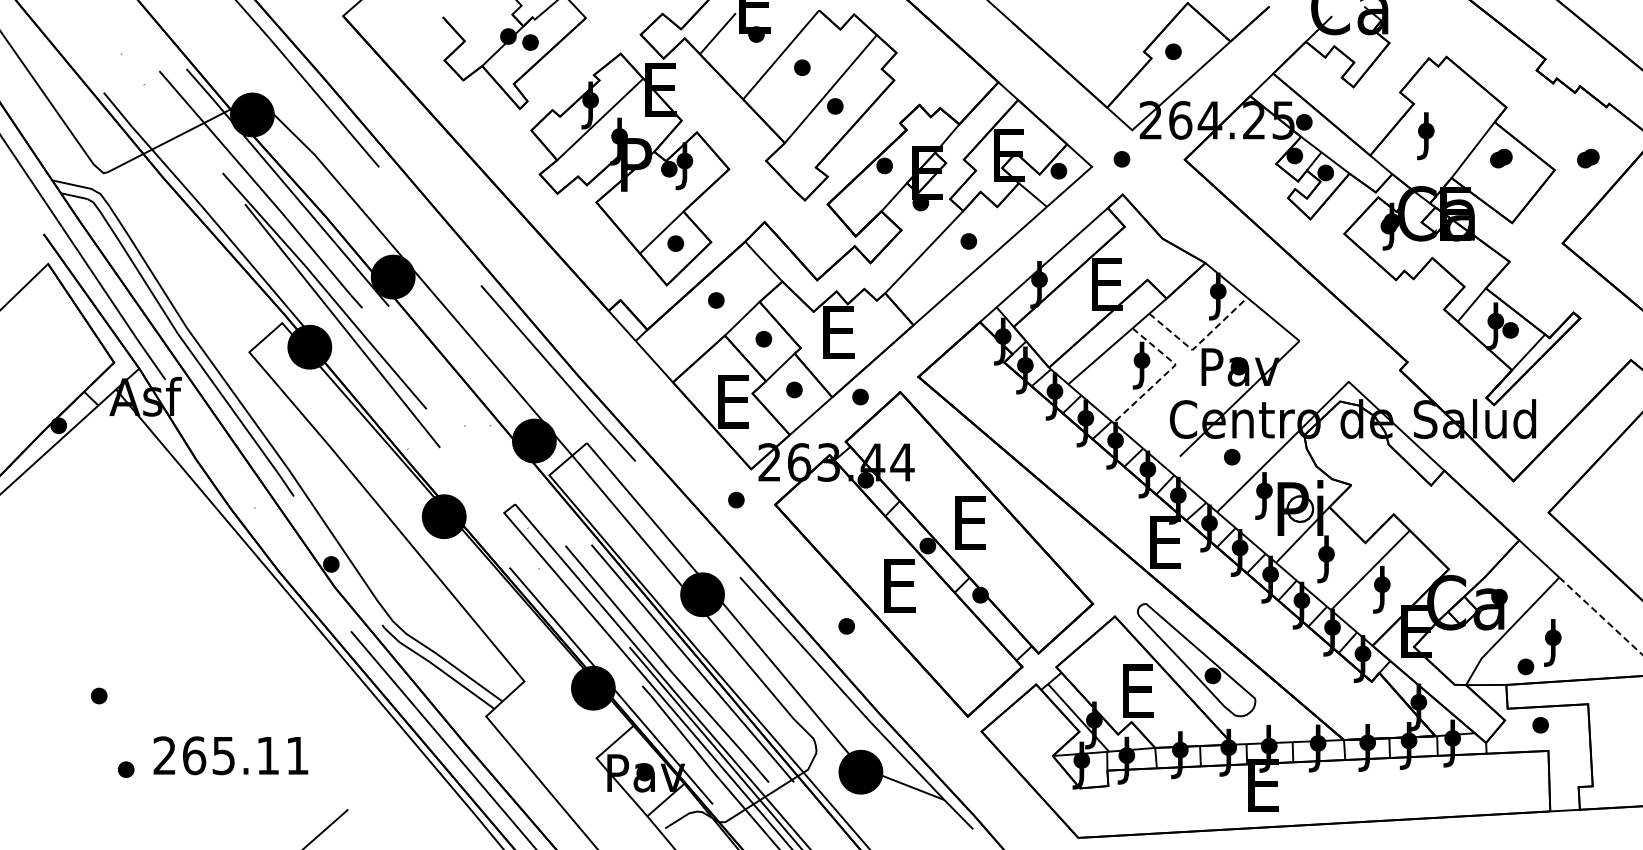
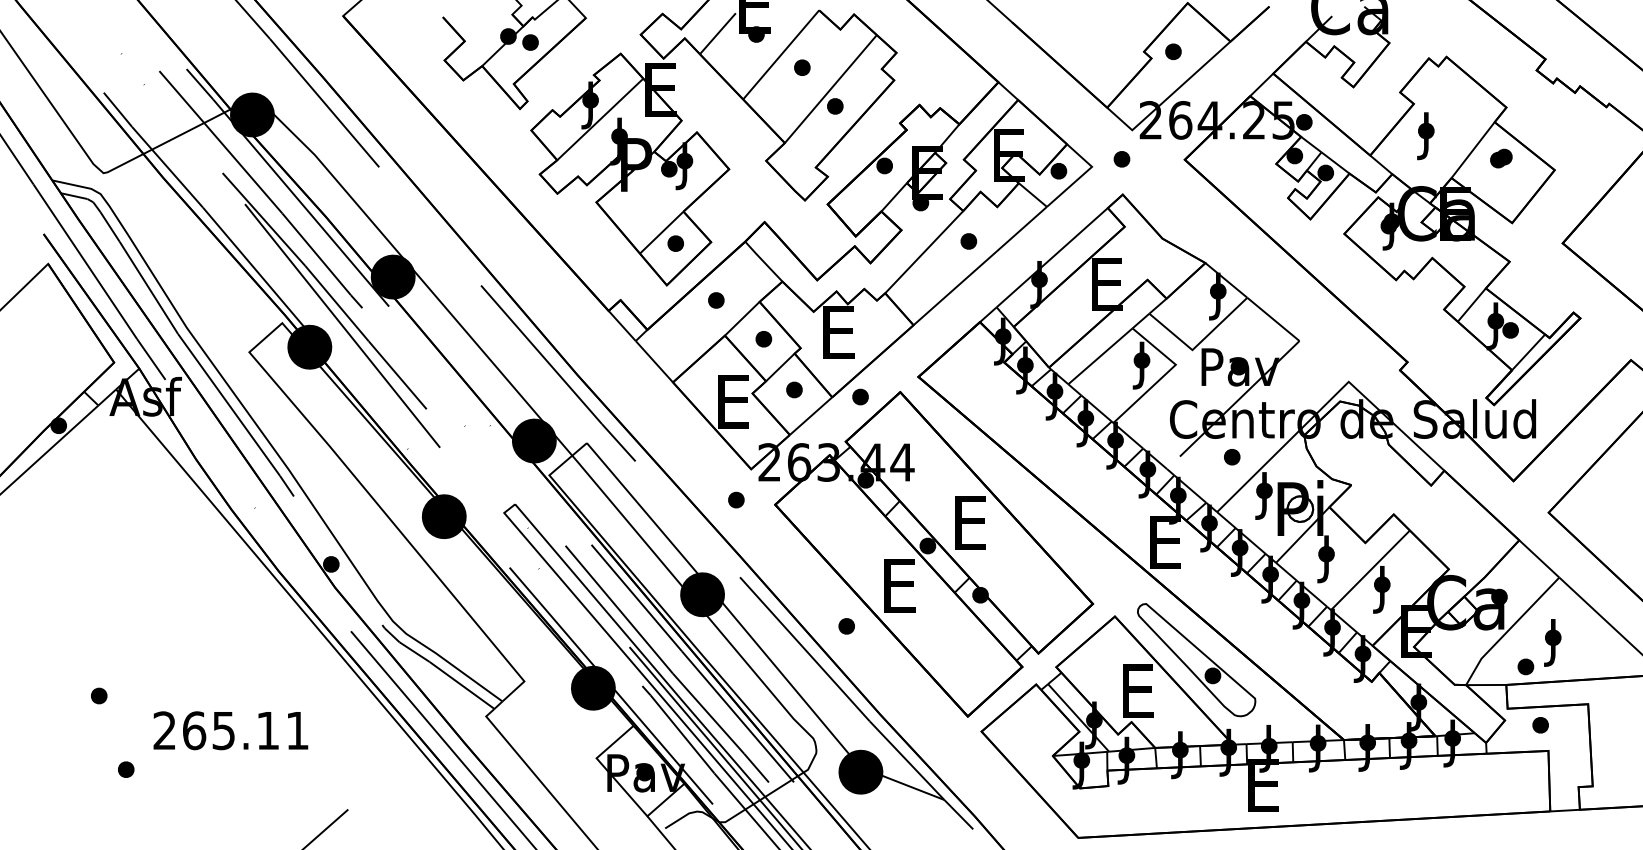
part: present -> none (1588, 158)
line: dashed -> solid (1198, 343)
line: dashed -> solid (1165, 374)
line: dashed -> solid (1600, 616)
text position: (230, 755) -> (230, 730) (230, 730)
